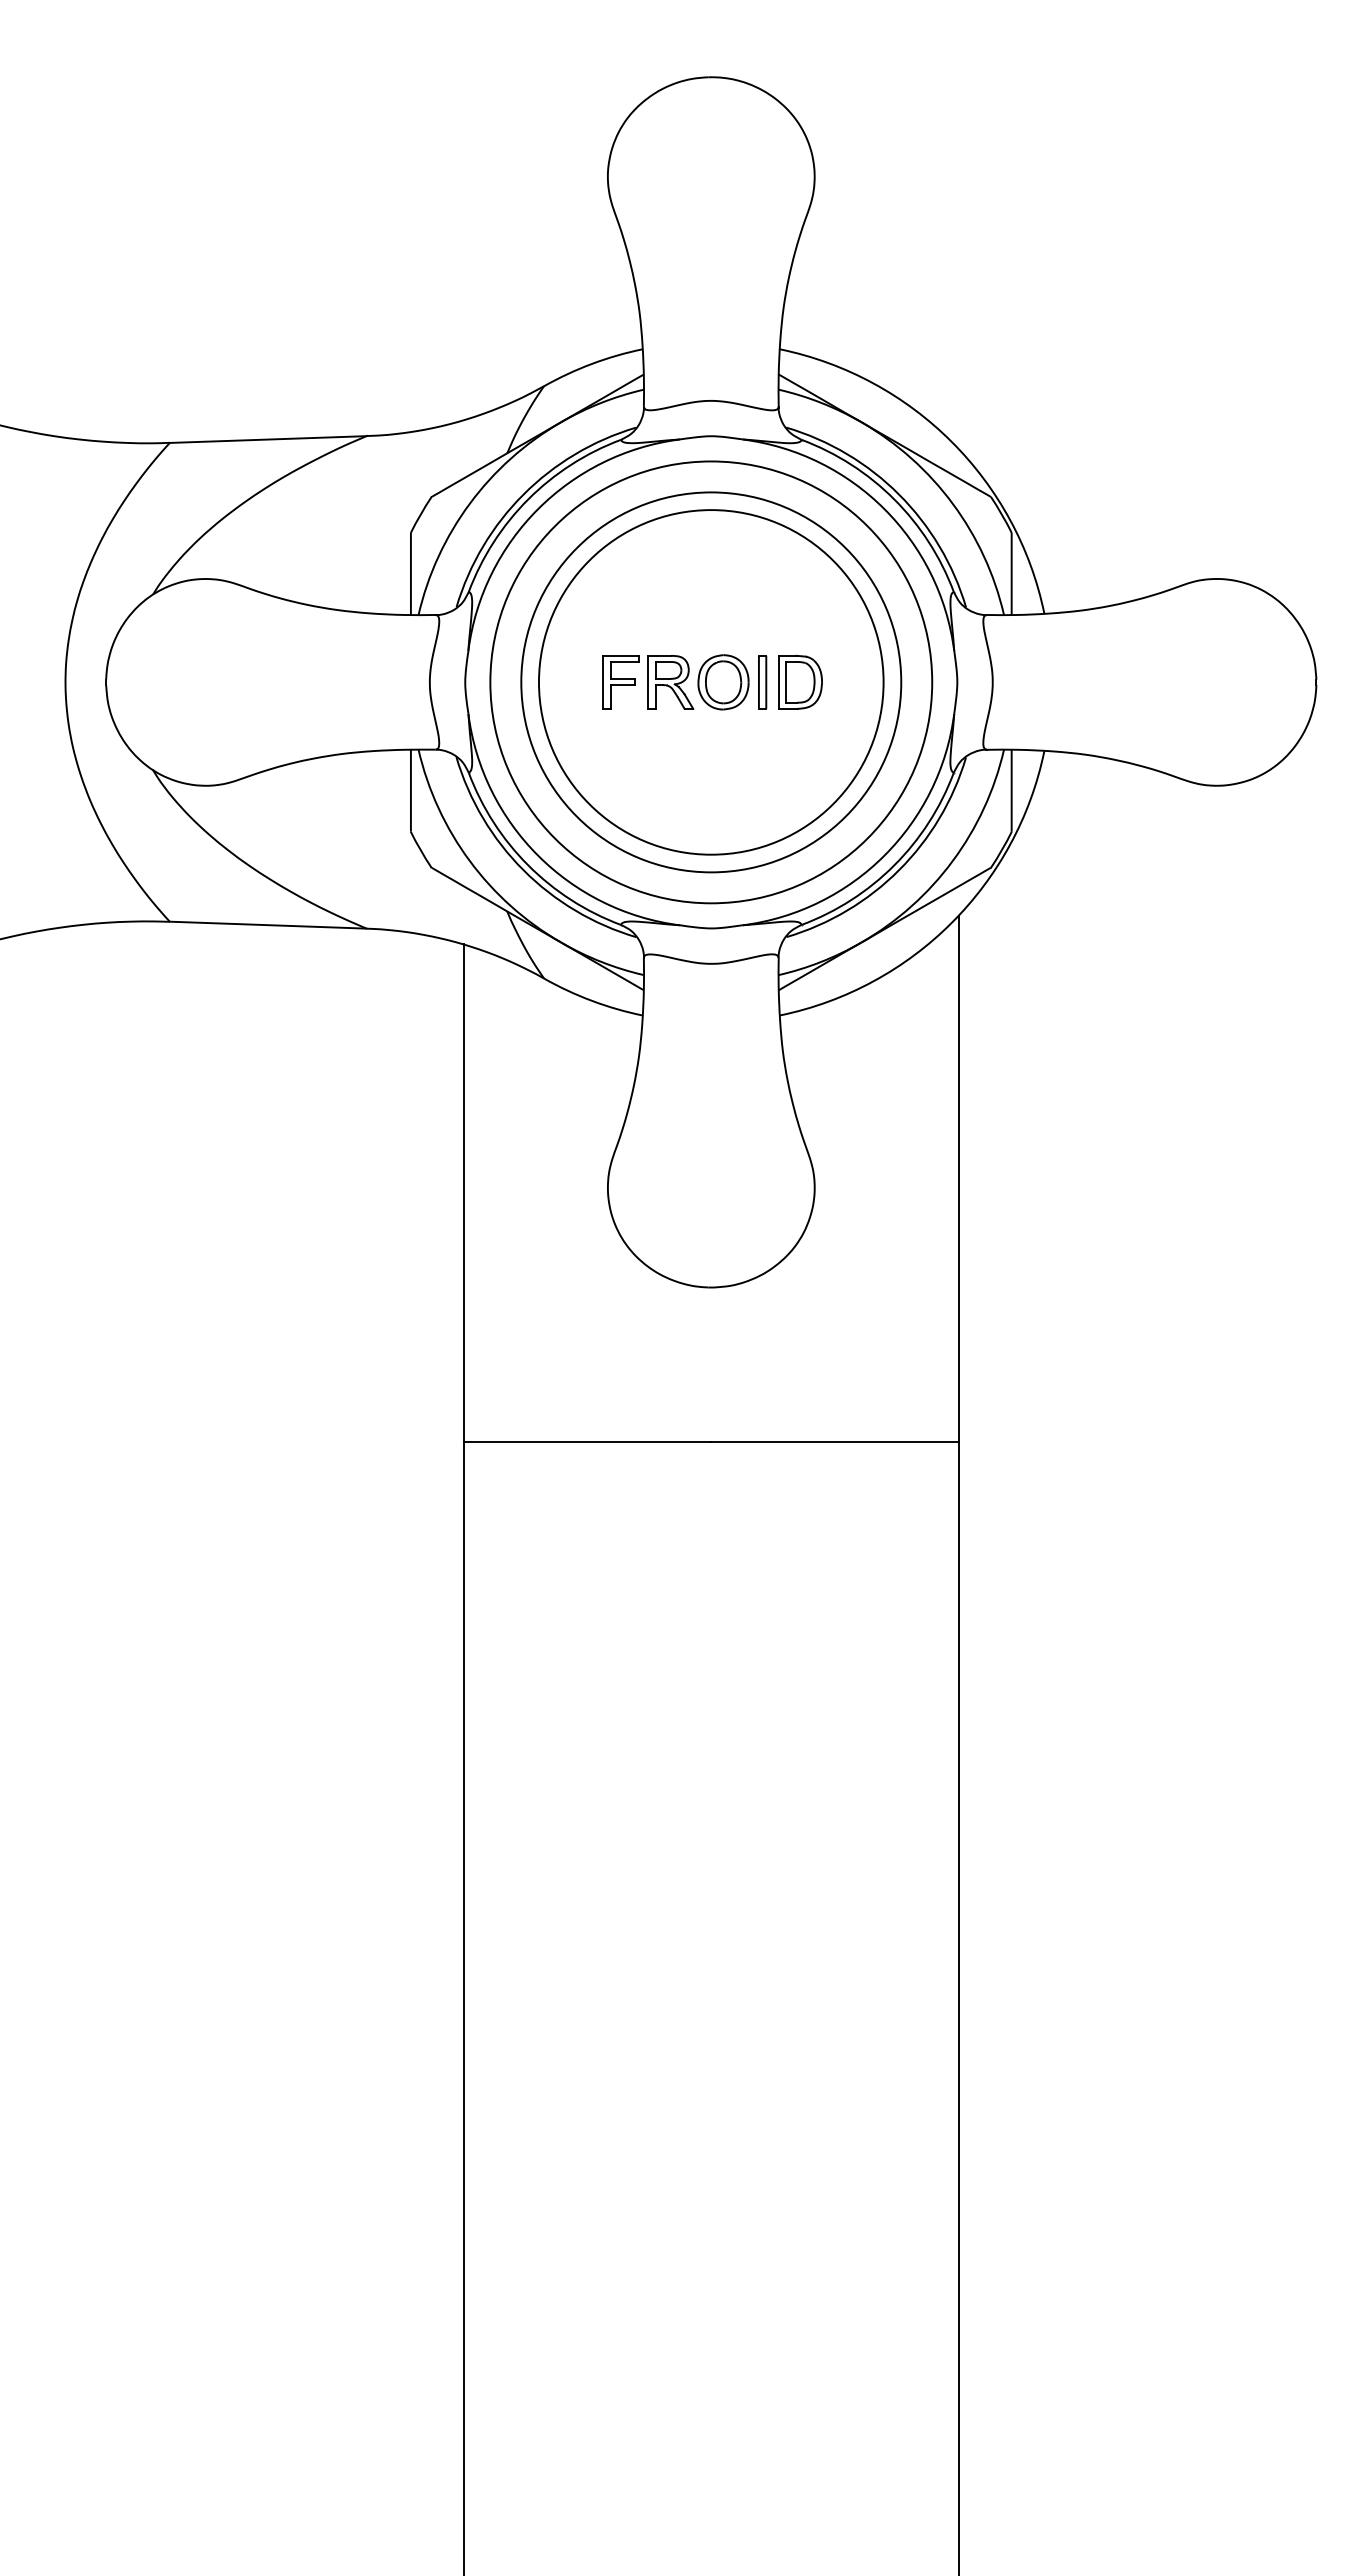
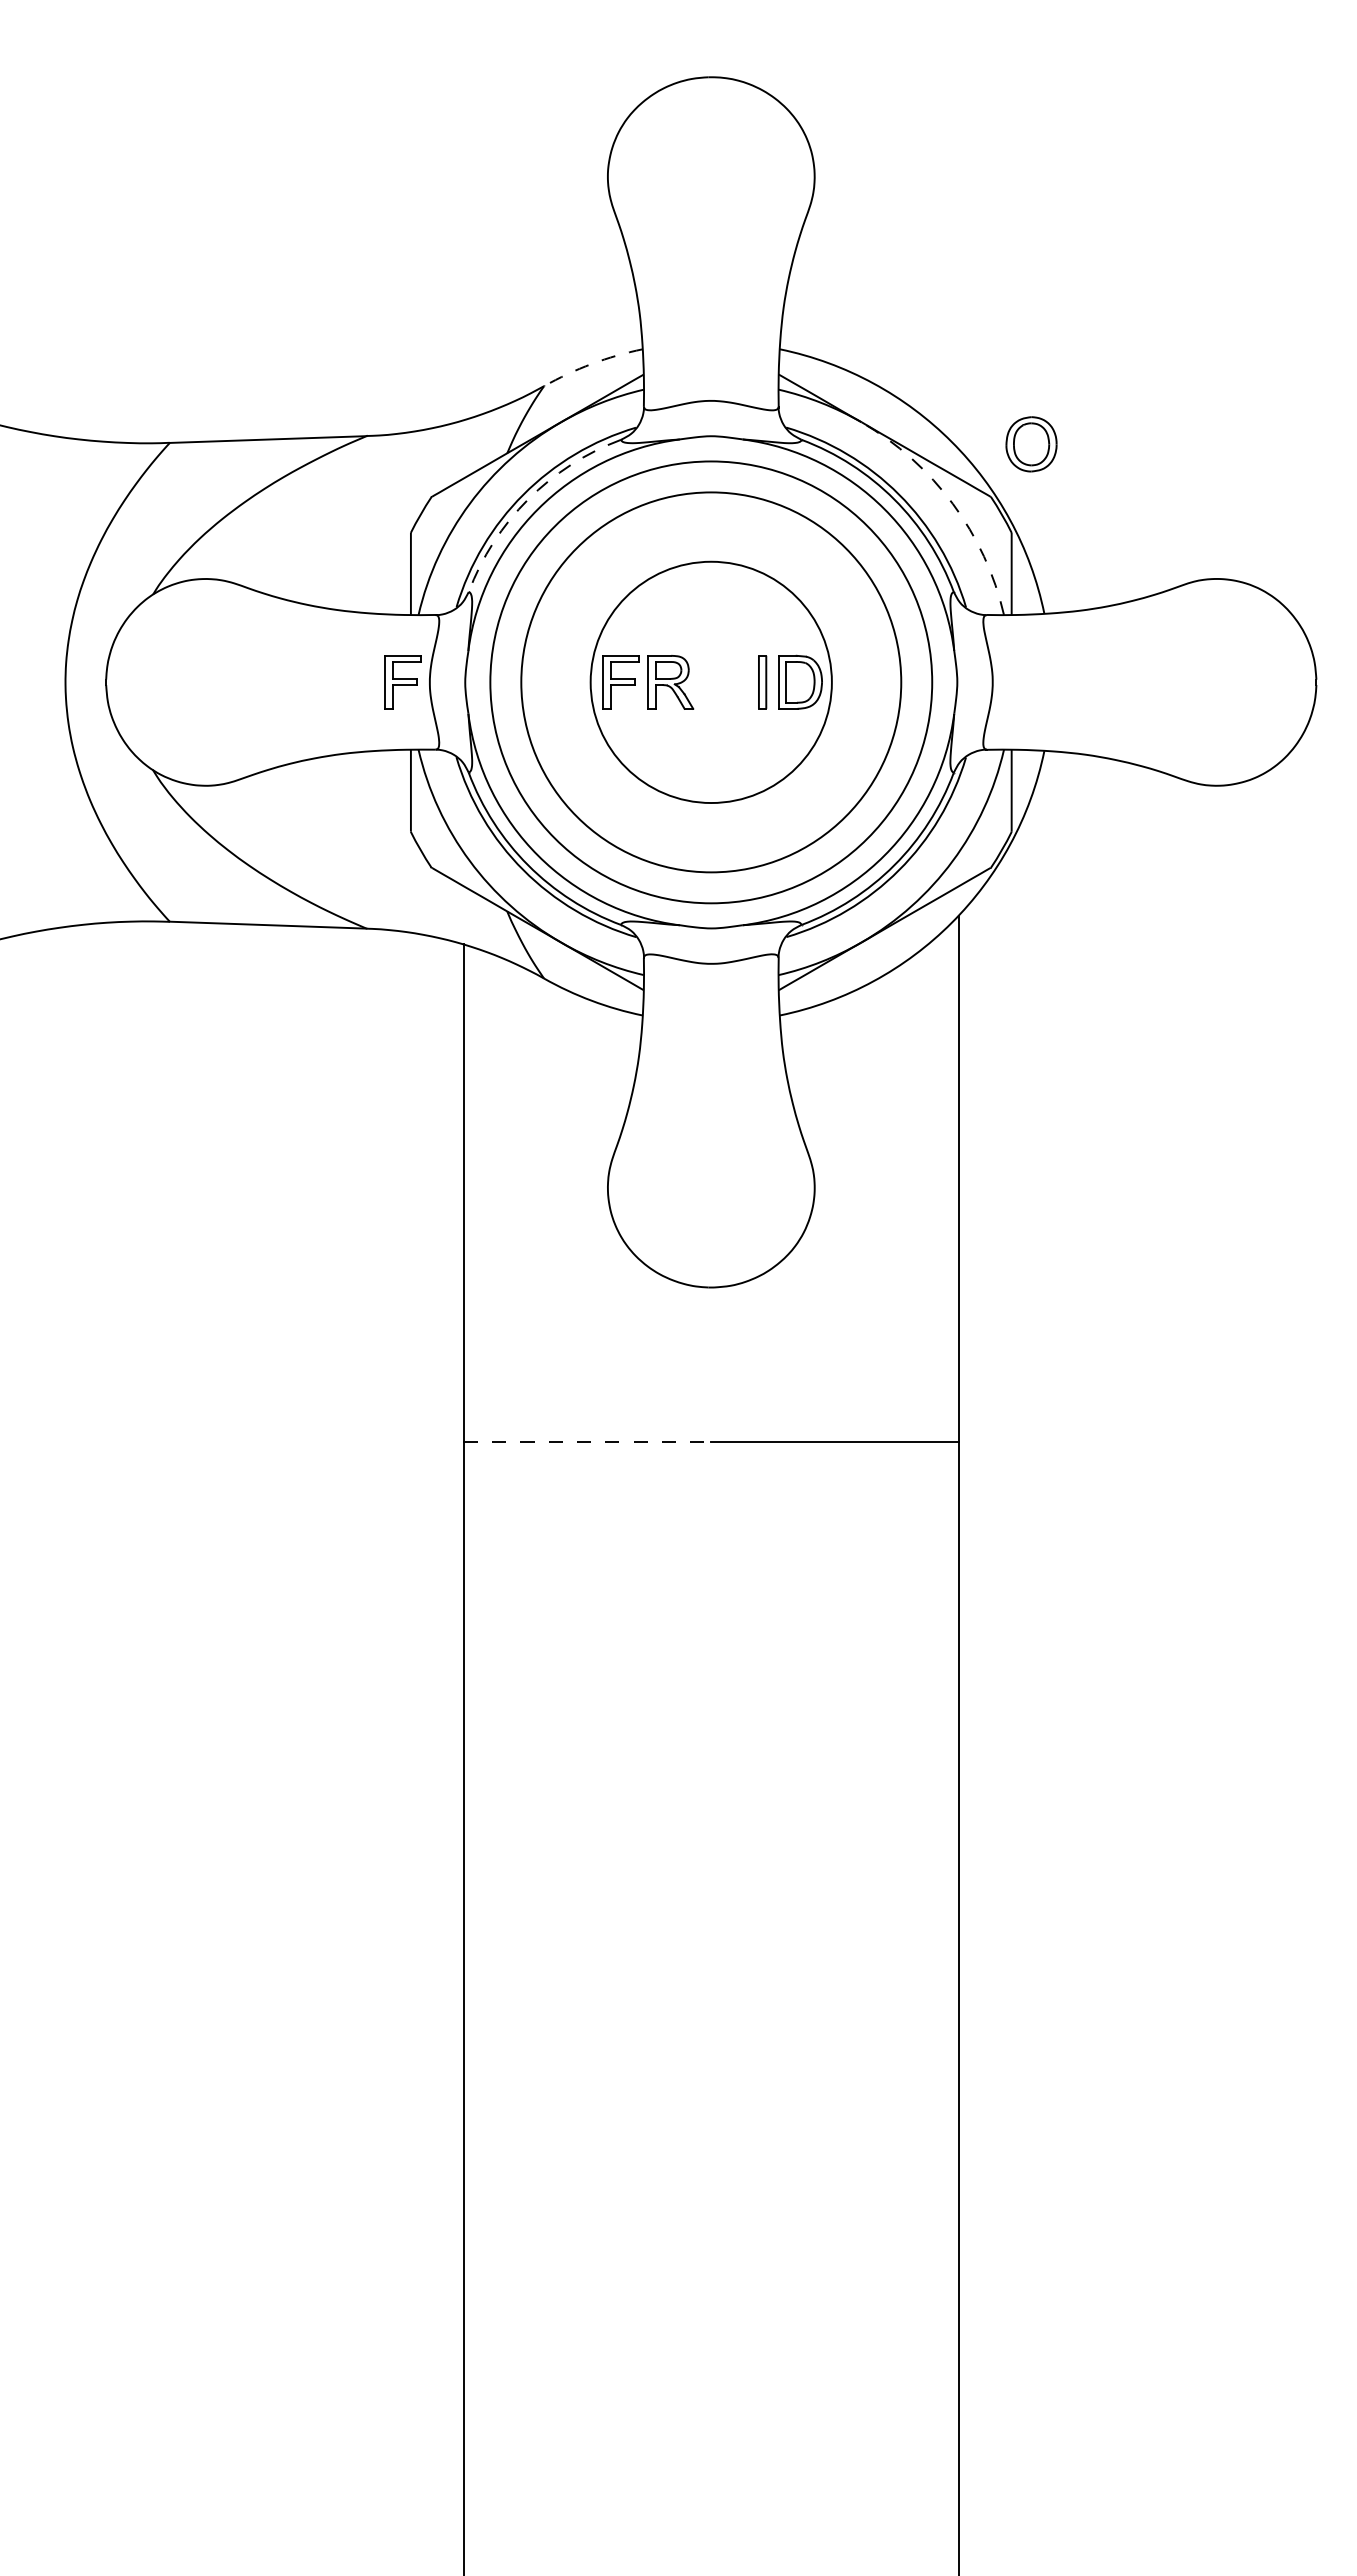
arc: solid -> dashed (591, 363)
arc: solid -> dashed (528, 499)
arc: solid -> dashed (952, 503)
part: none -> present (402, 682)
circle diameter: 345 px -> 241 px (710, 682)
part position: (723, 682) -> (1031, 444) (1031, 444)
line: solid -> dashed (587, 1442)
